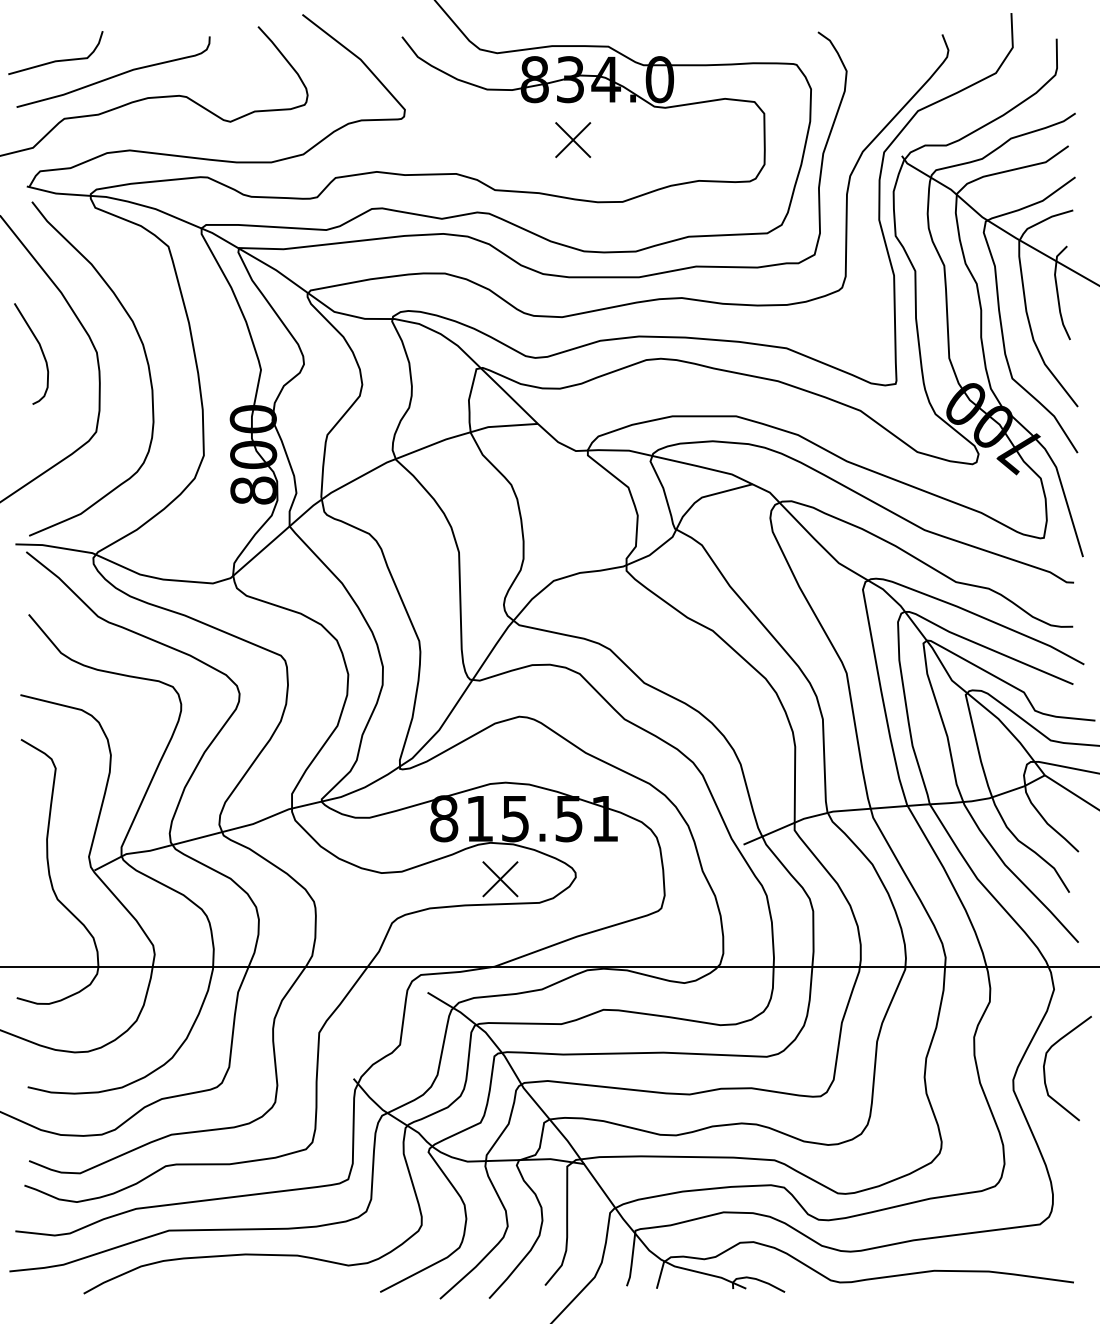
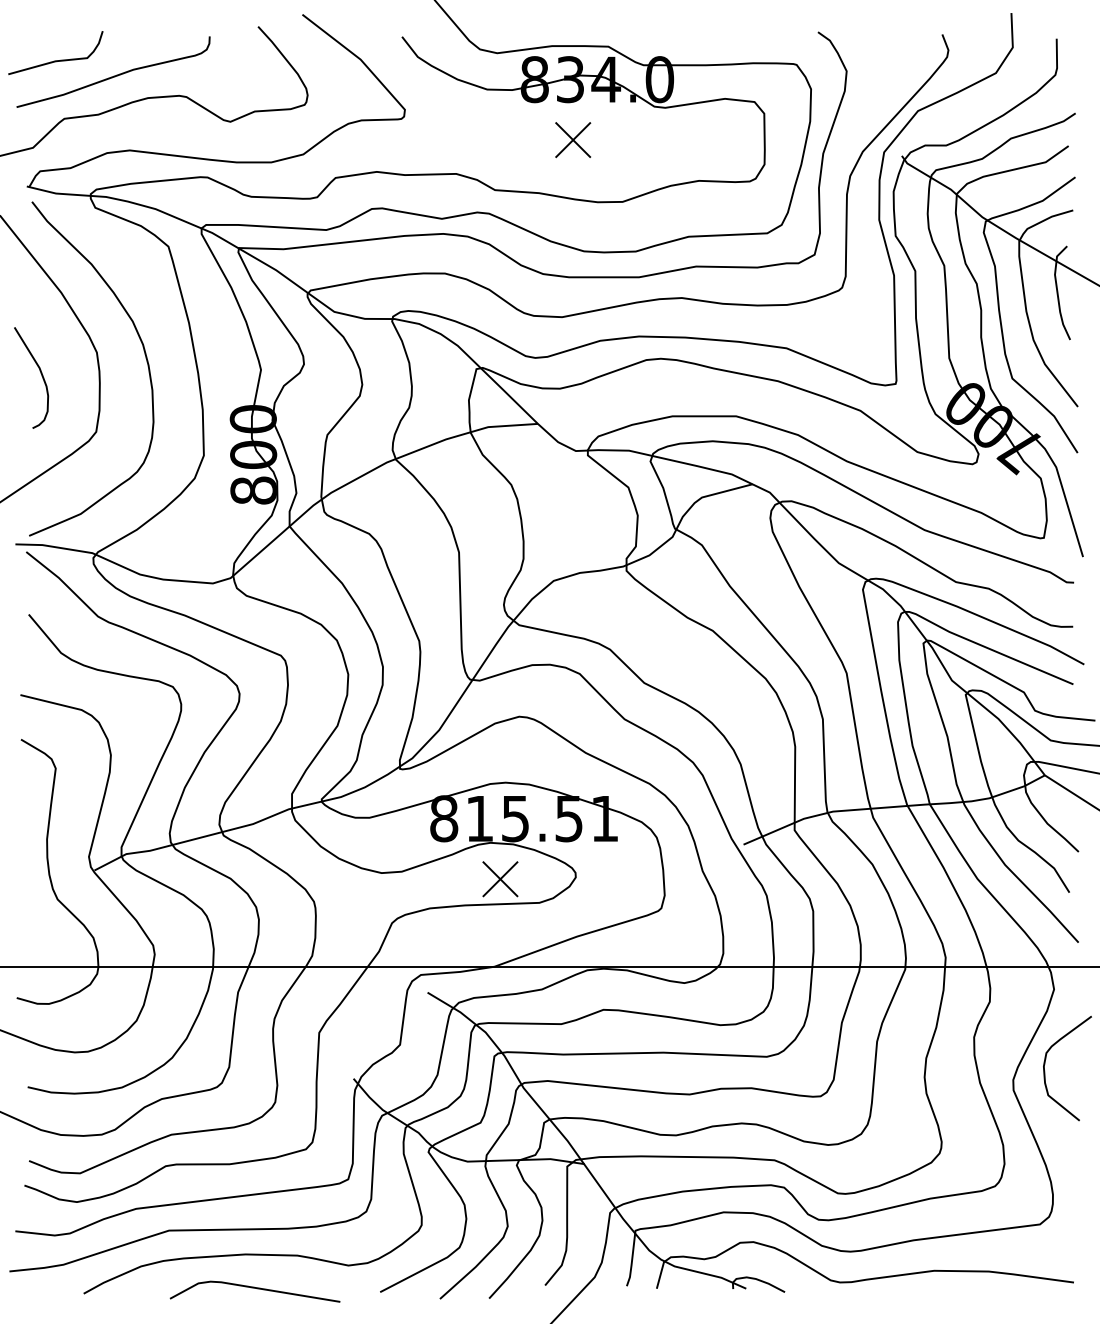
curve position: (40, 349) -> (40, 373) (40, 373)
line: none -> present (254, 1288)
